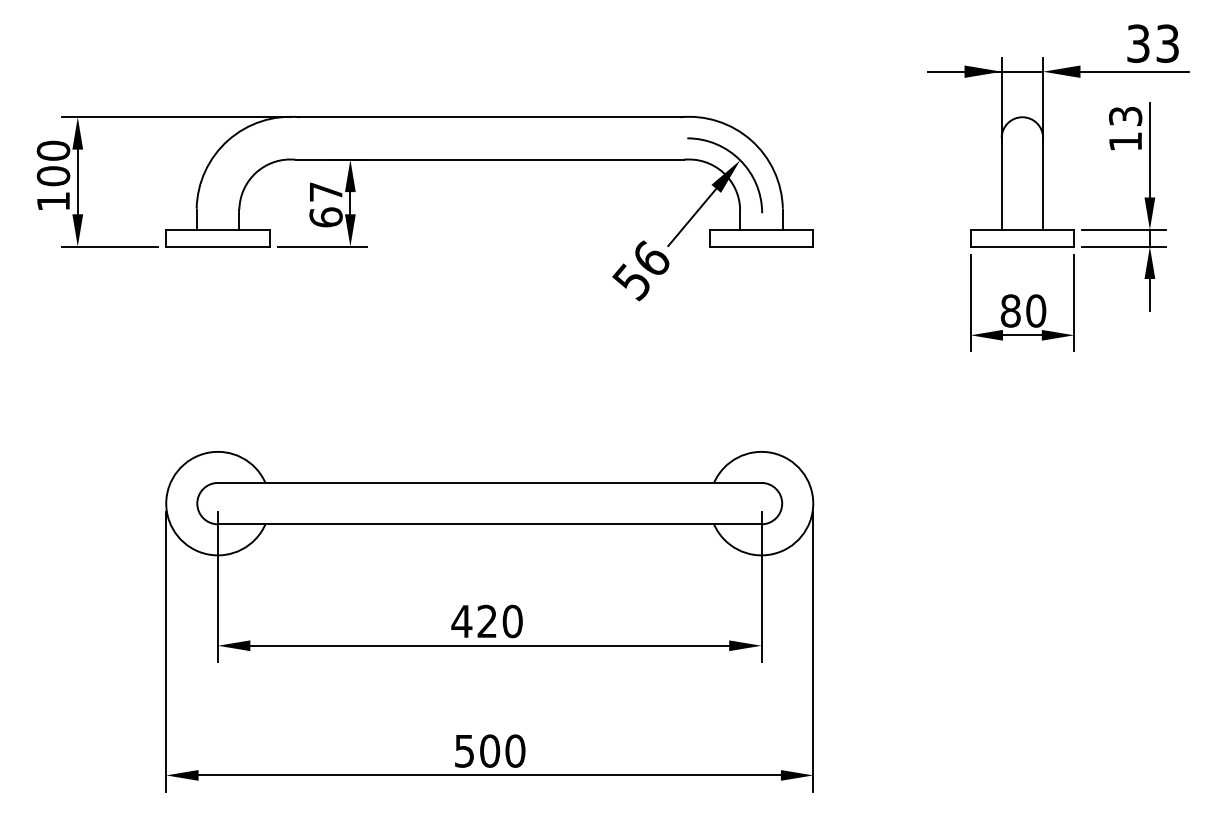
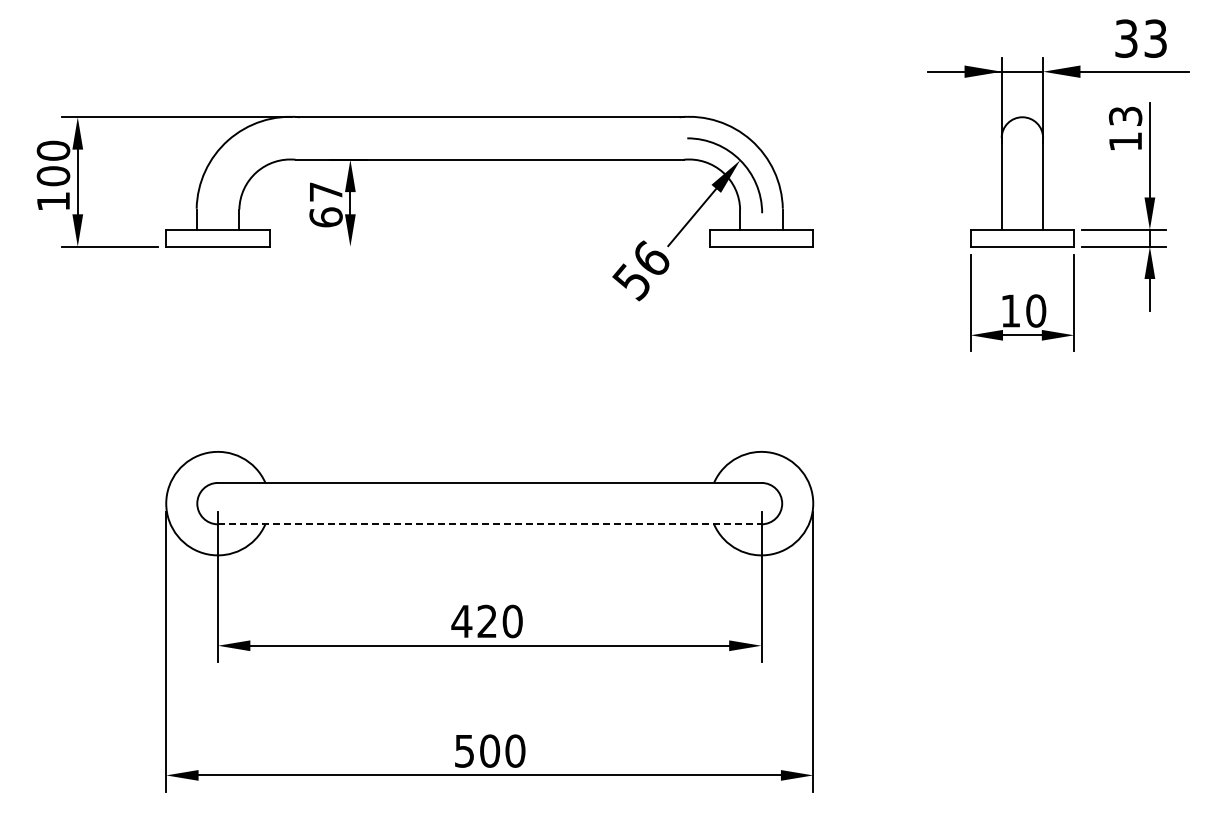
text position: (1152, 43) -> (1140, 38) (1140, 38)
line: present -> none (321, 246)
text: 80 -> 10 (1010, 310)
line: solid -> dashed (489, 524)
